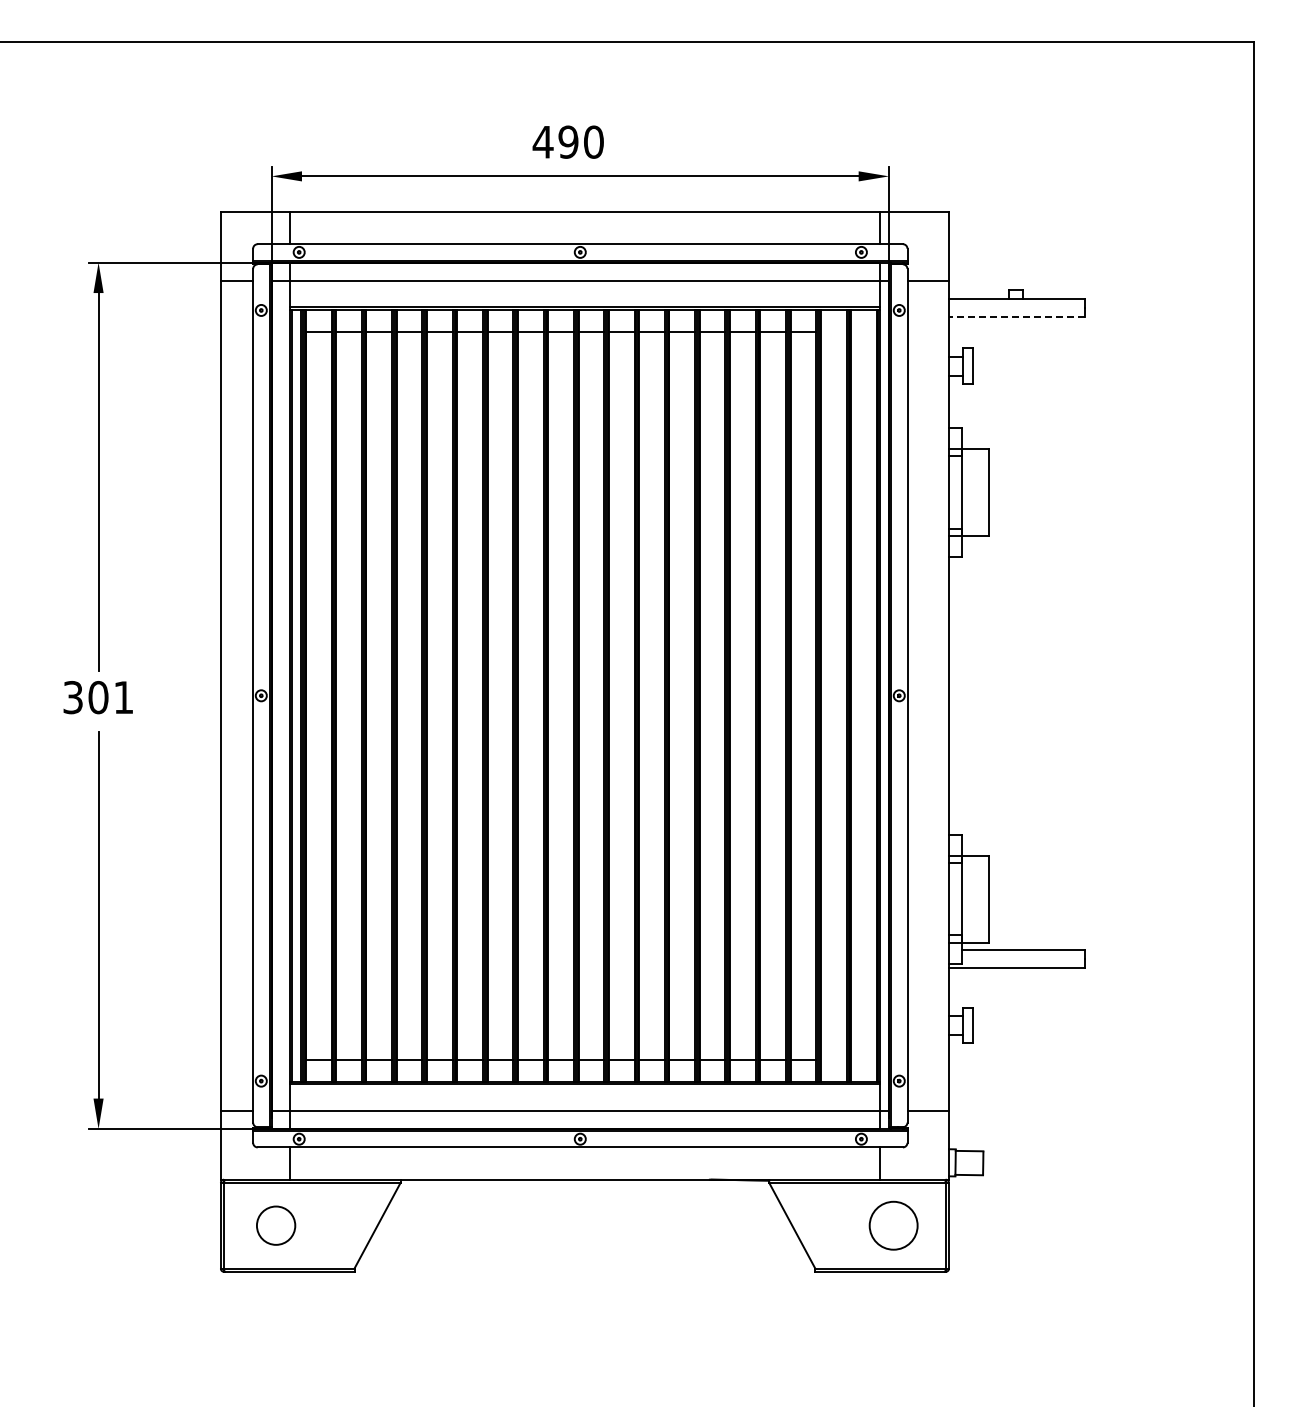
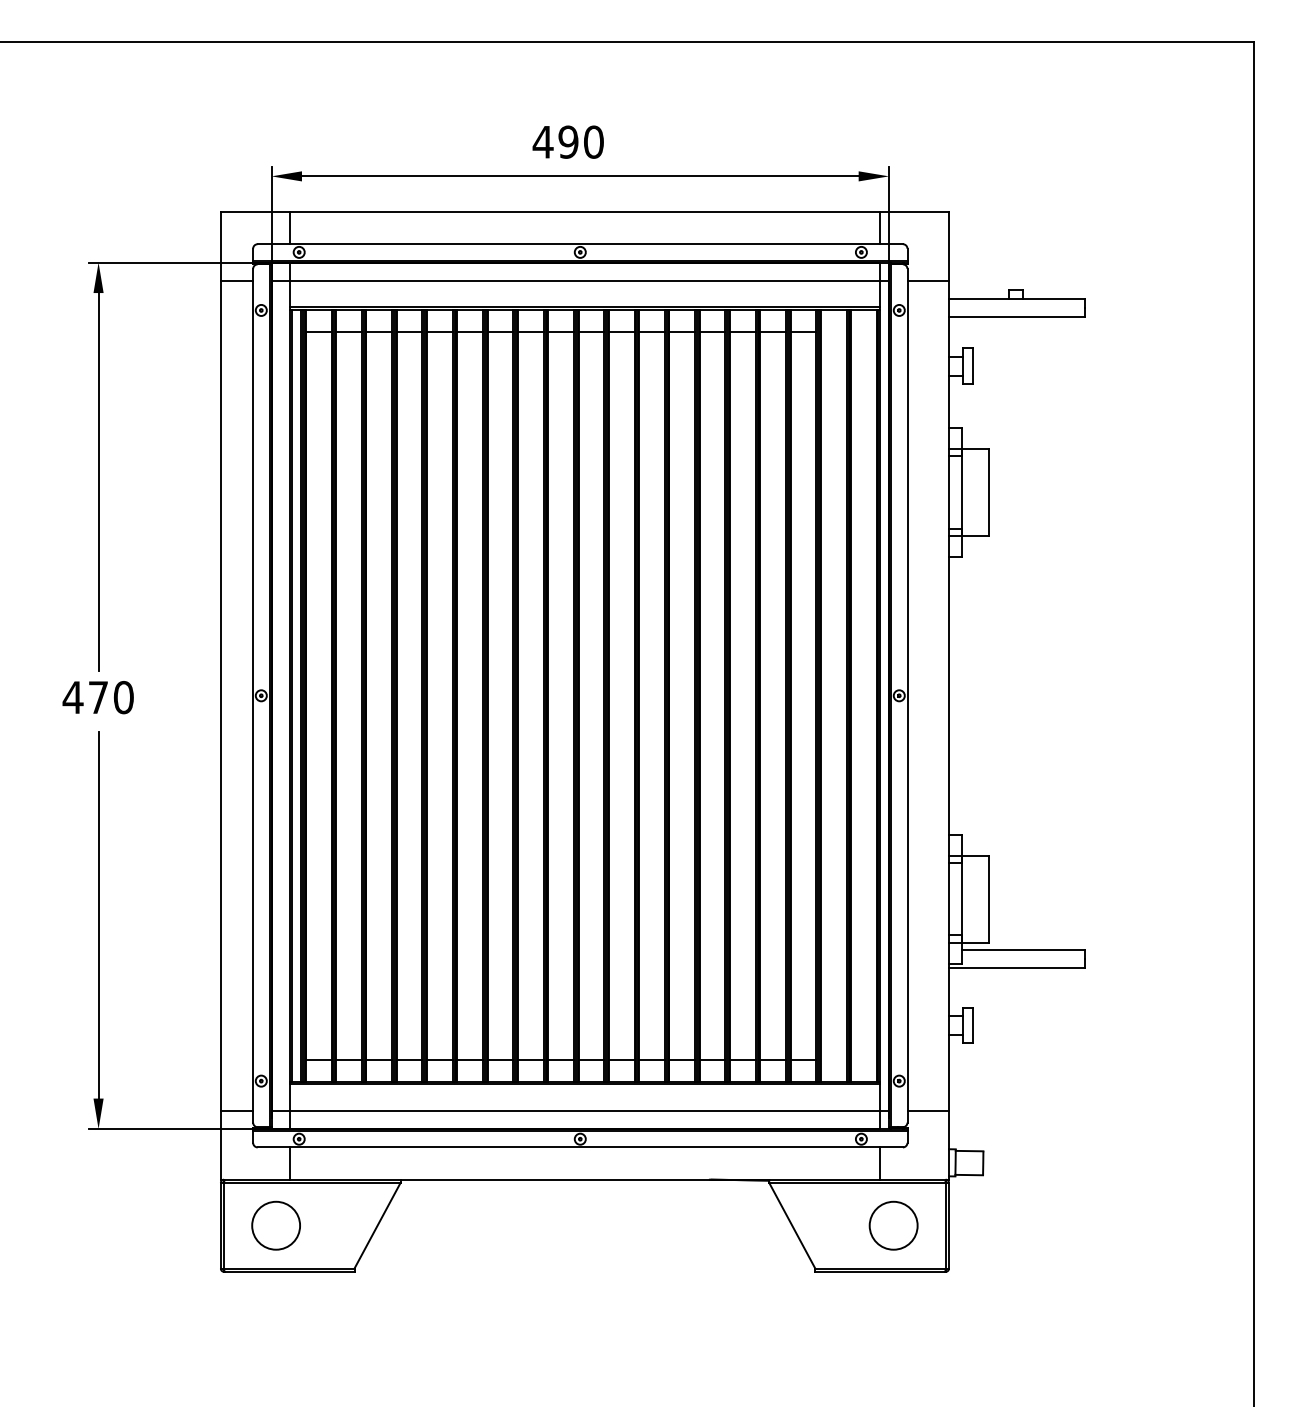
line: dashed -> solid (1016, 317)
text: 301 -> 470 (97, 697)
circle size: 41x41 px -> 50x51 px (275, 1225)
